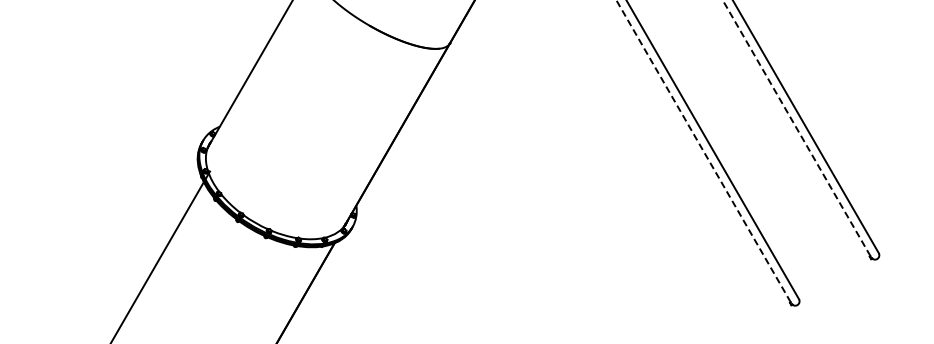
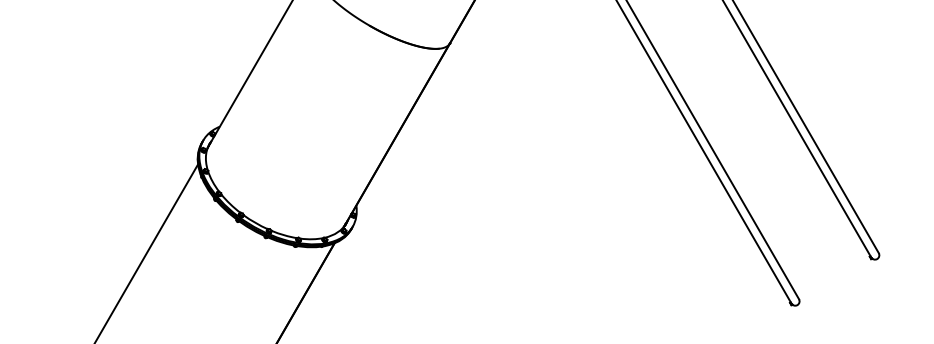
line: dashed -> solid (797, 129)
line: dashed -> solid (704, 152)
line position: (161, 255) -> (147, 252) (147, 252)
